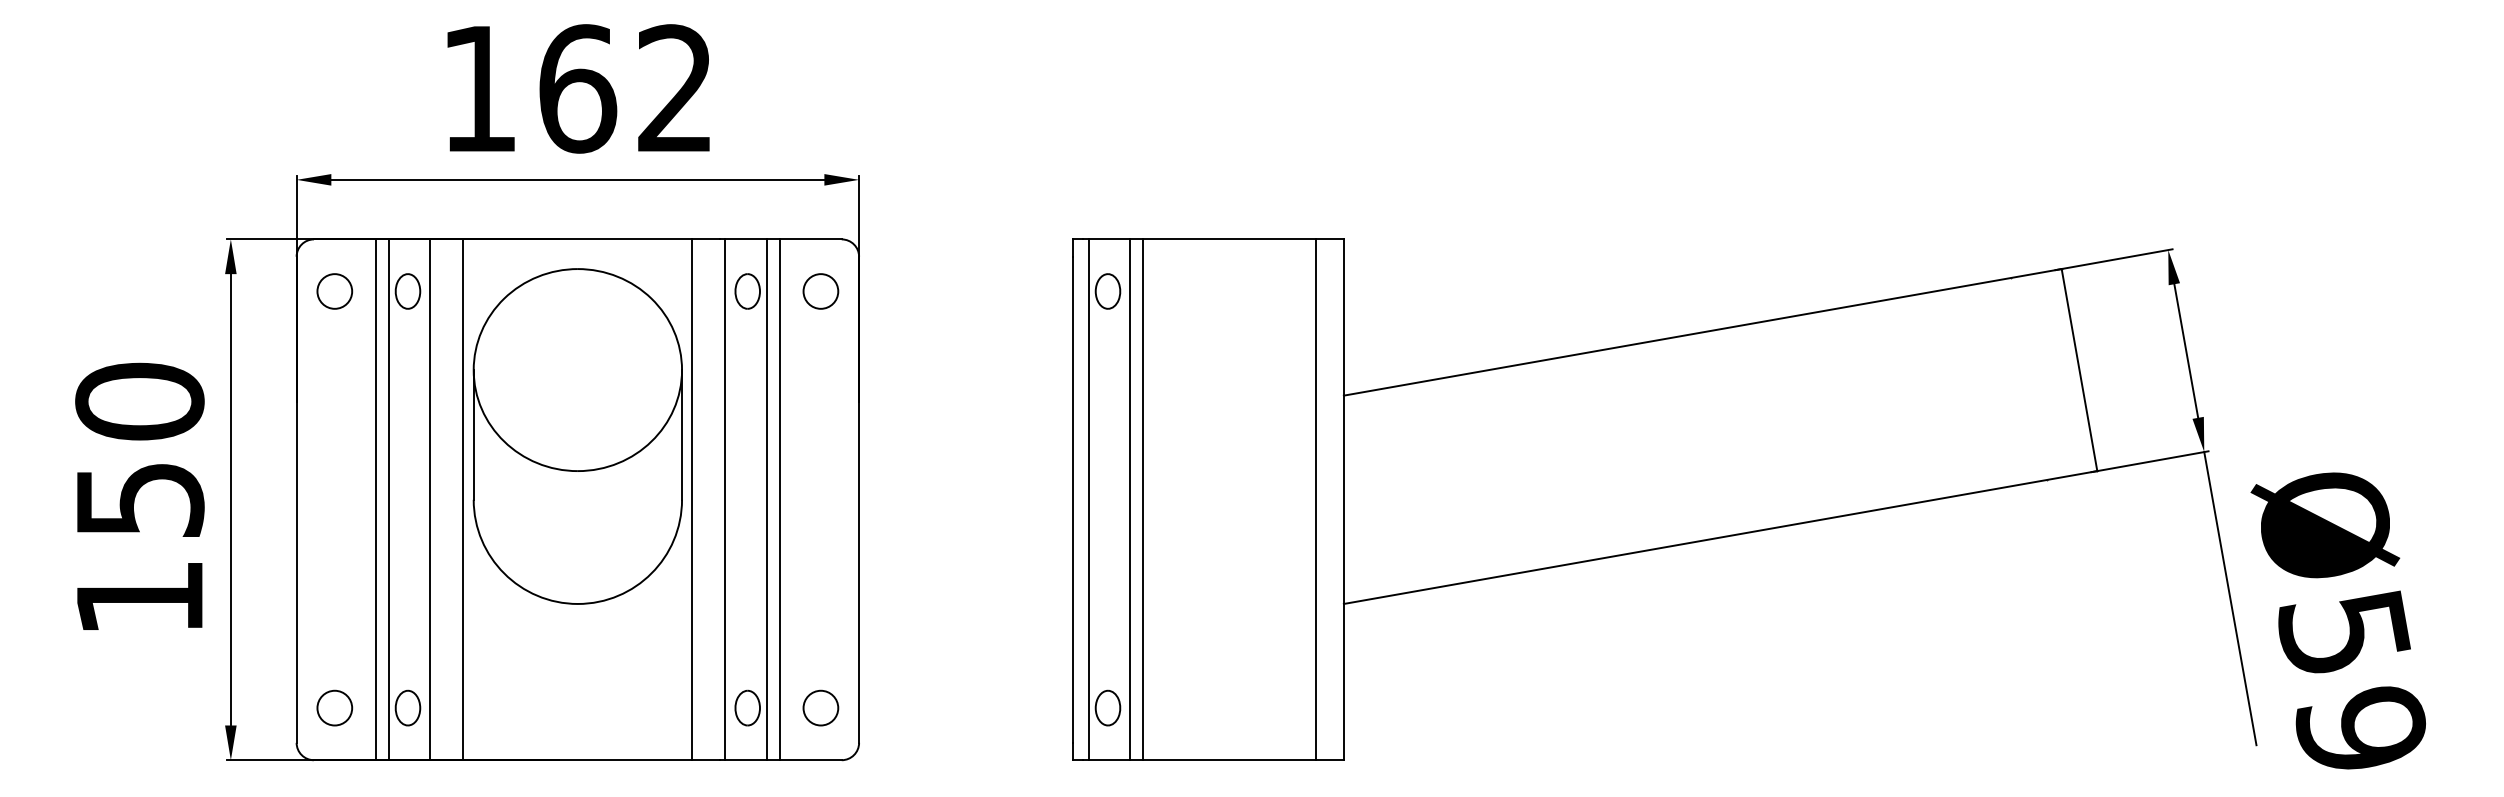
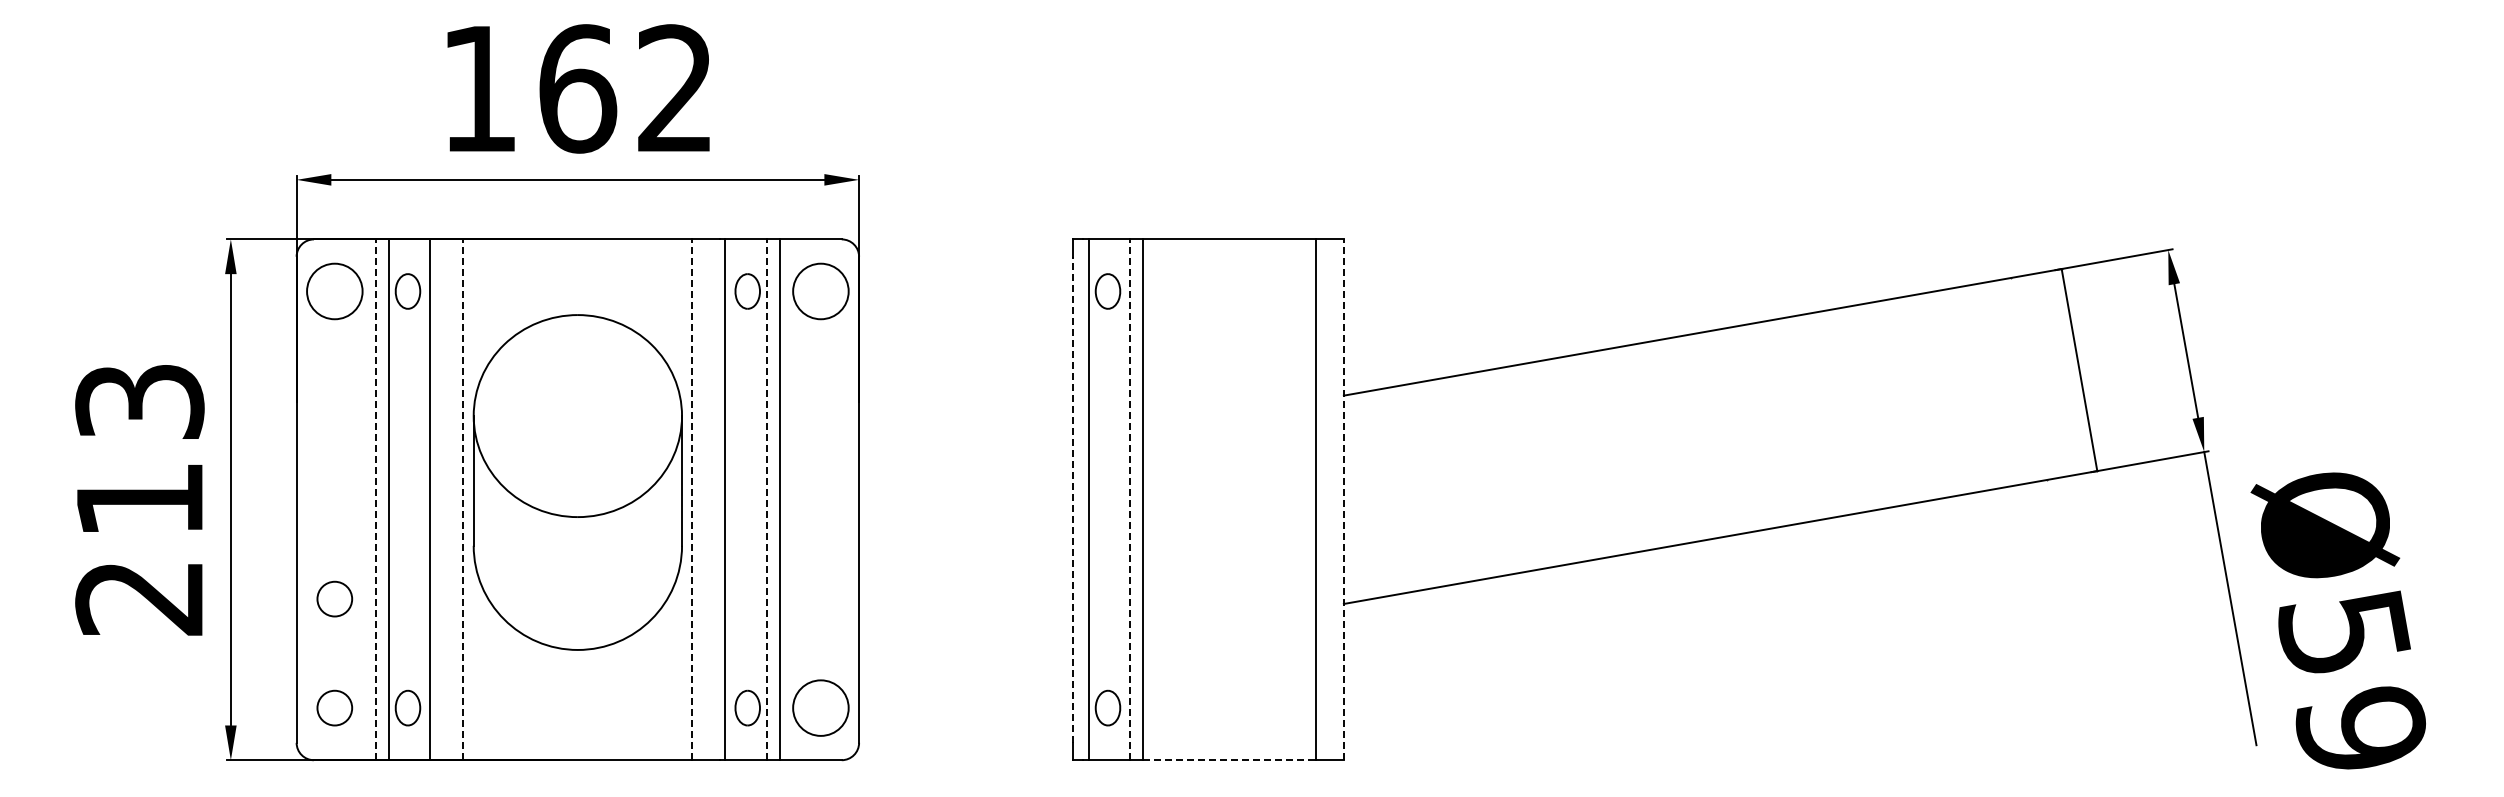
circle diameter: 35 px -> 56 px (334, 291)
circle diameter: 35 px -> 56 px (820, 291)
part position: (577, 436) -> (577, 482) (577, 482)
text: 150 -> 213 (139, 498)
line: solid -> dashed (376, 499)
line: solid -> dashed (463, 499)
line: solid -> dashed (692, 499)
line: solid -> dashed (767, 499)
line: solid -> dashed (1073, 499)
line: solid -> dashed (1130, 499)
line: solid -> dashed (1343, 499)
circle: none -> present (334, 598)
circle diameter: 35 px -> 56 px (820, 707)
line: solid -> dashed (1229, 760)
